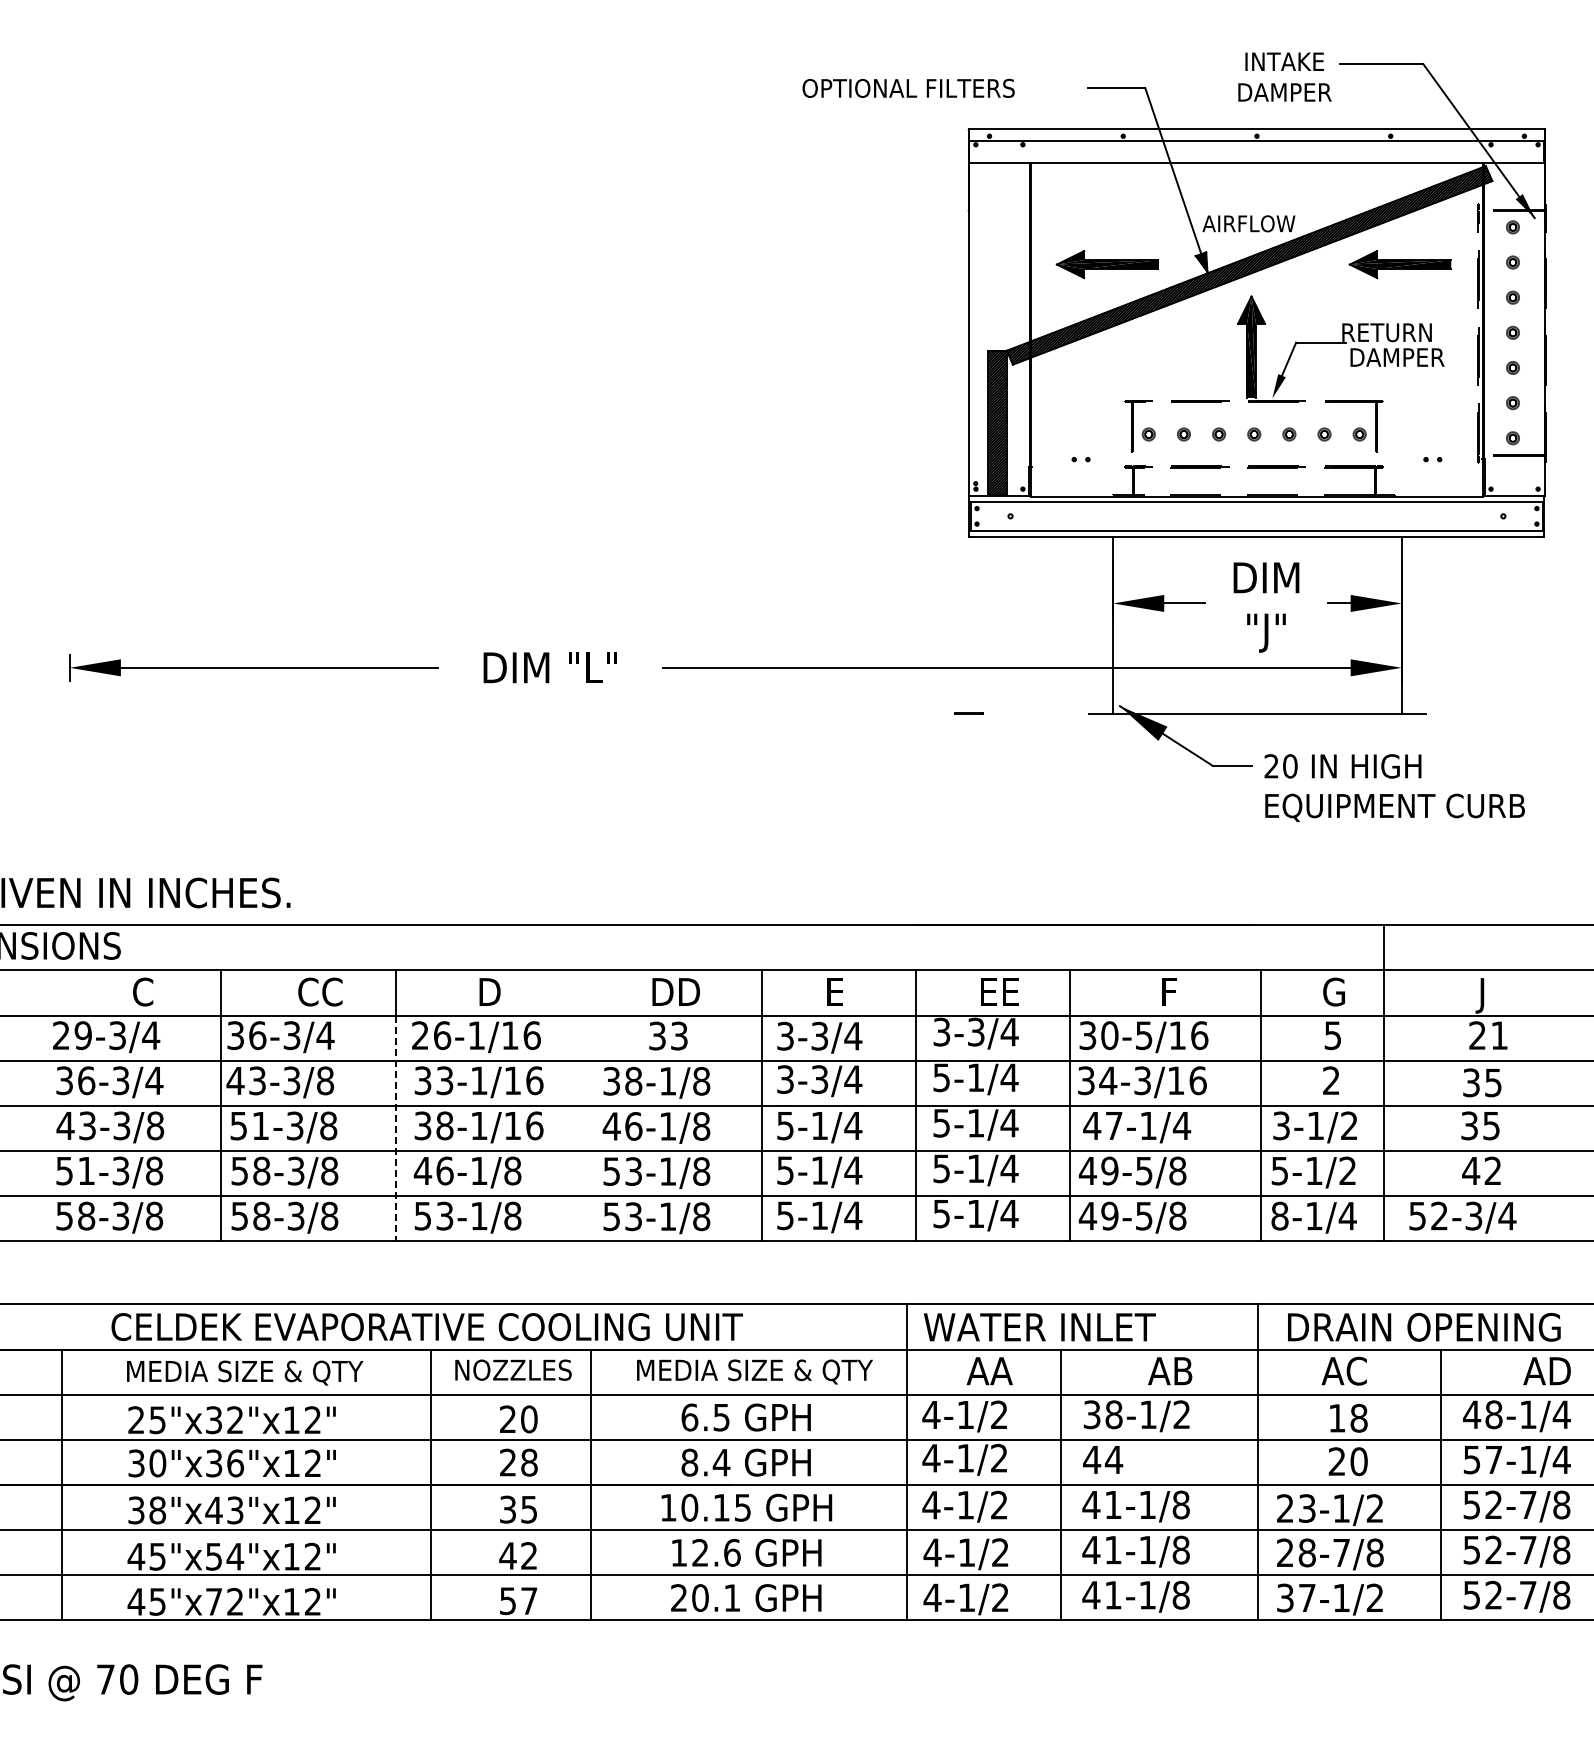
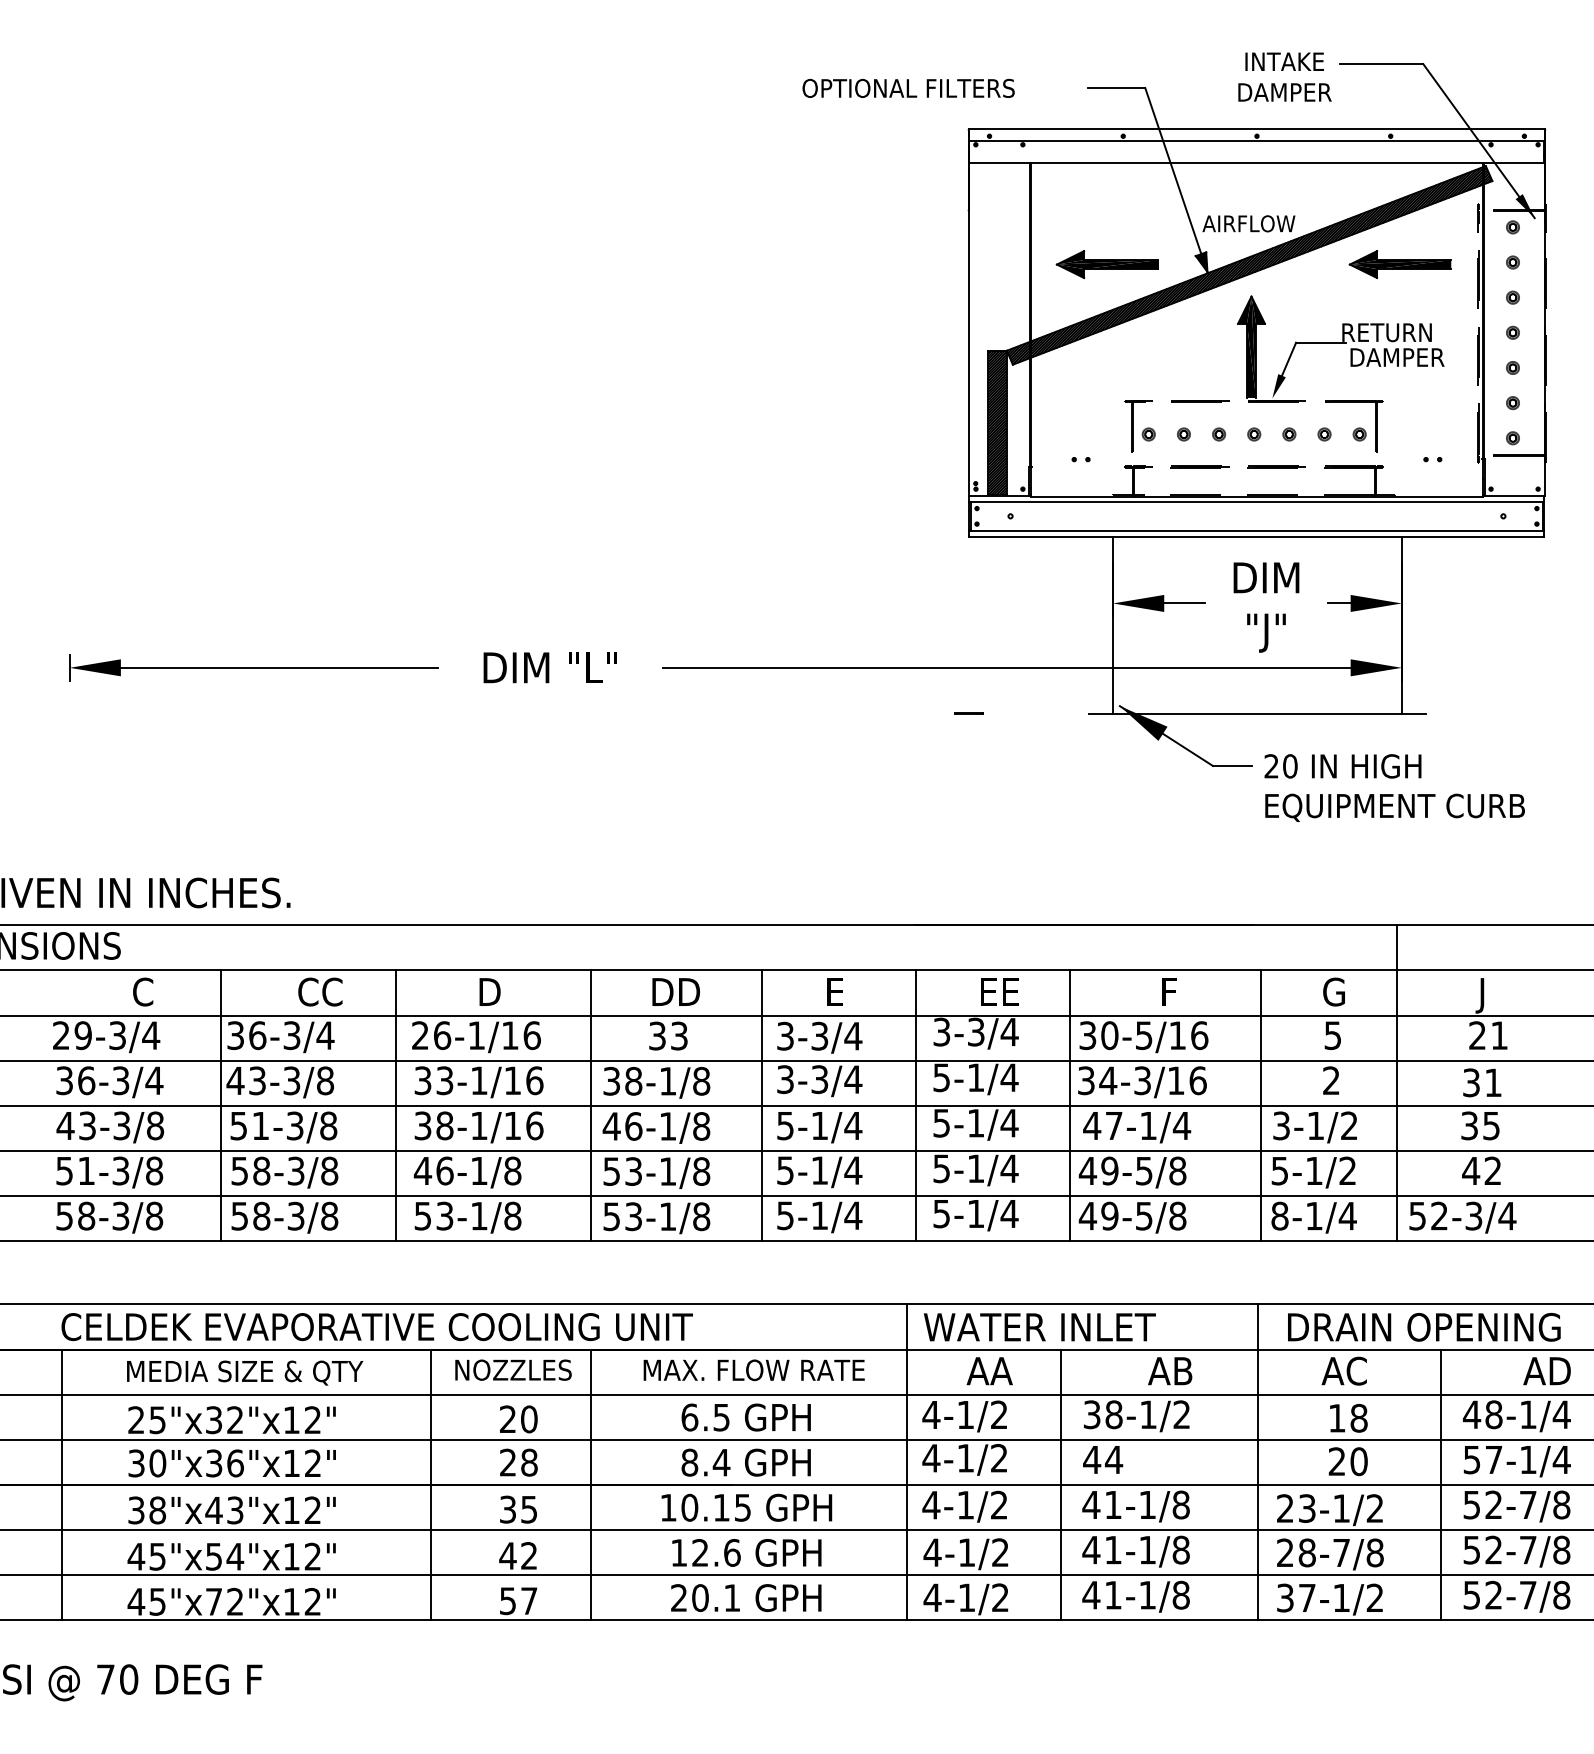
text: 35 -> 31 (1493, 1082)
line position: (1384, 1083) -> (1397, 1083) (1397, 1083)
line: none -> present (591, 1105)
line: dashed -> solid (396, 1128)
text position: (426, 1327) -> (376, 1327) (376, 1327)
text: MEDIA SIZE & QTY -> MAX. FLOW RATE (754, 1371)
